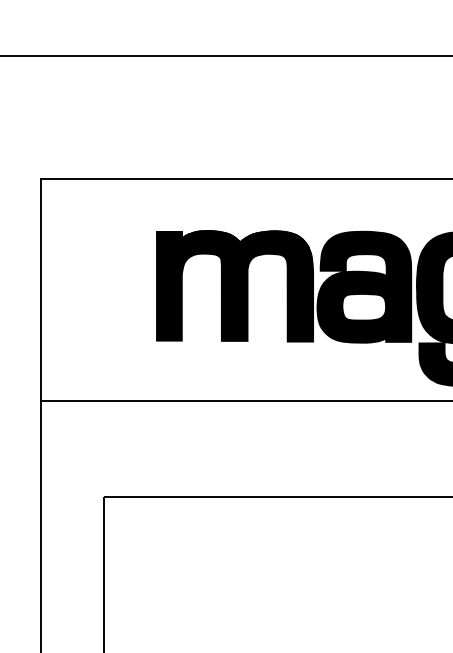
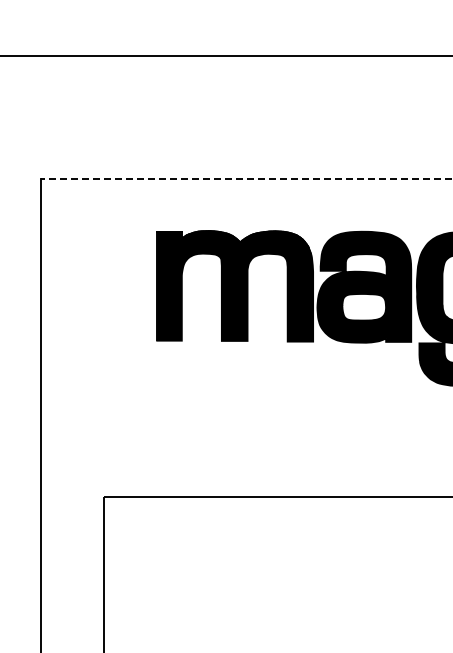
line: solid -> dashed (246, 178)
line: present -> none (245, 401)
